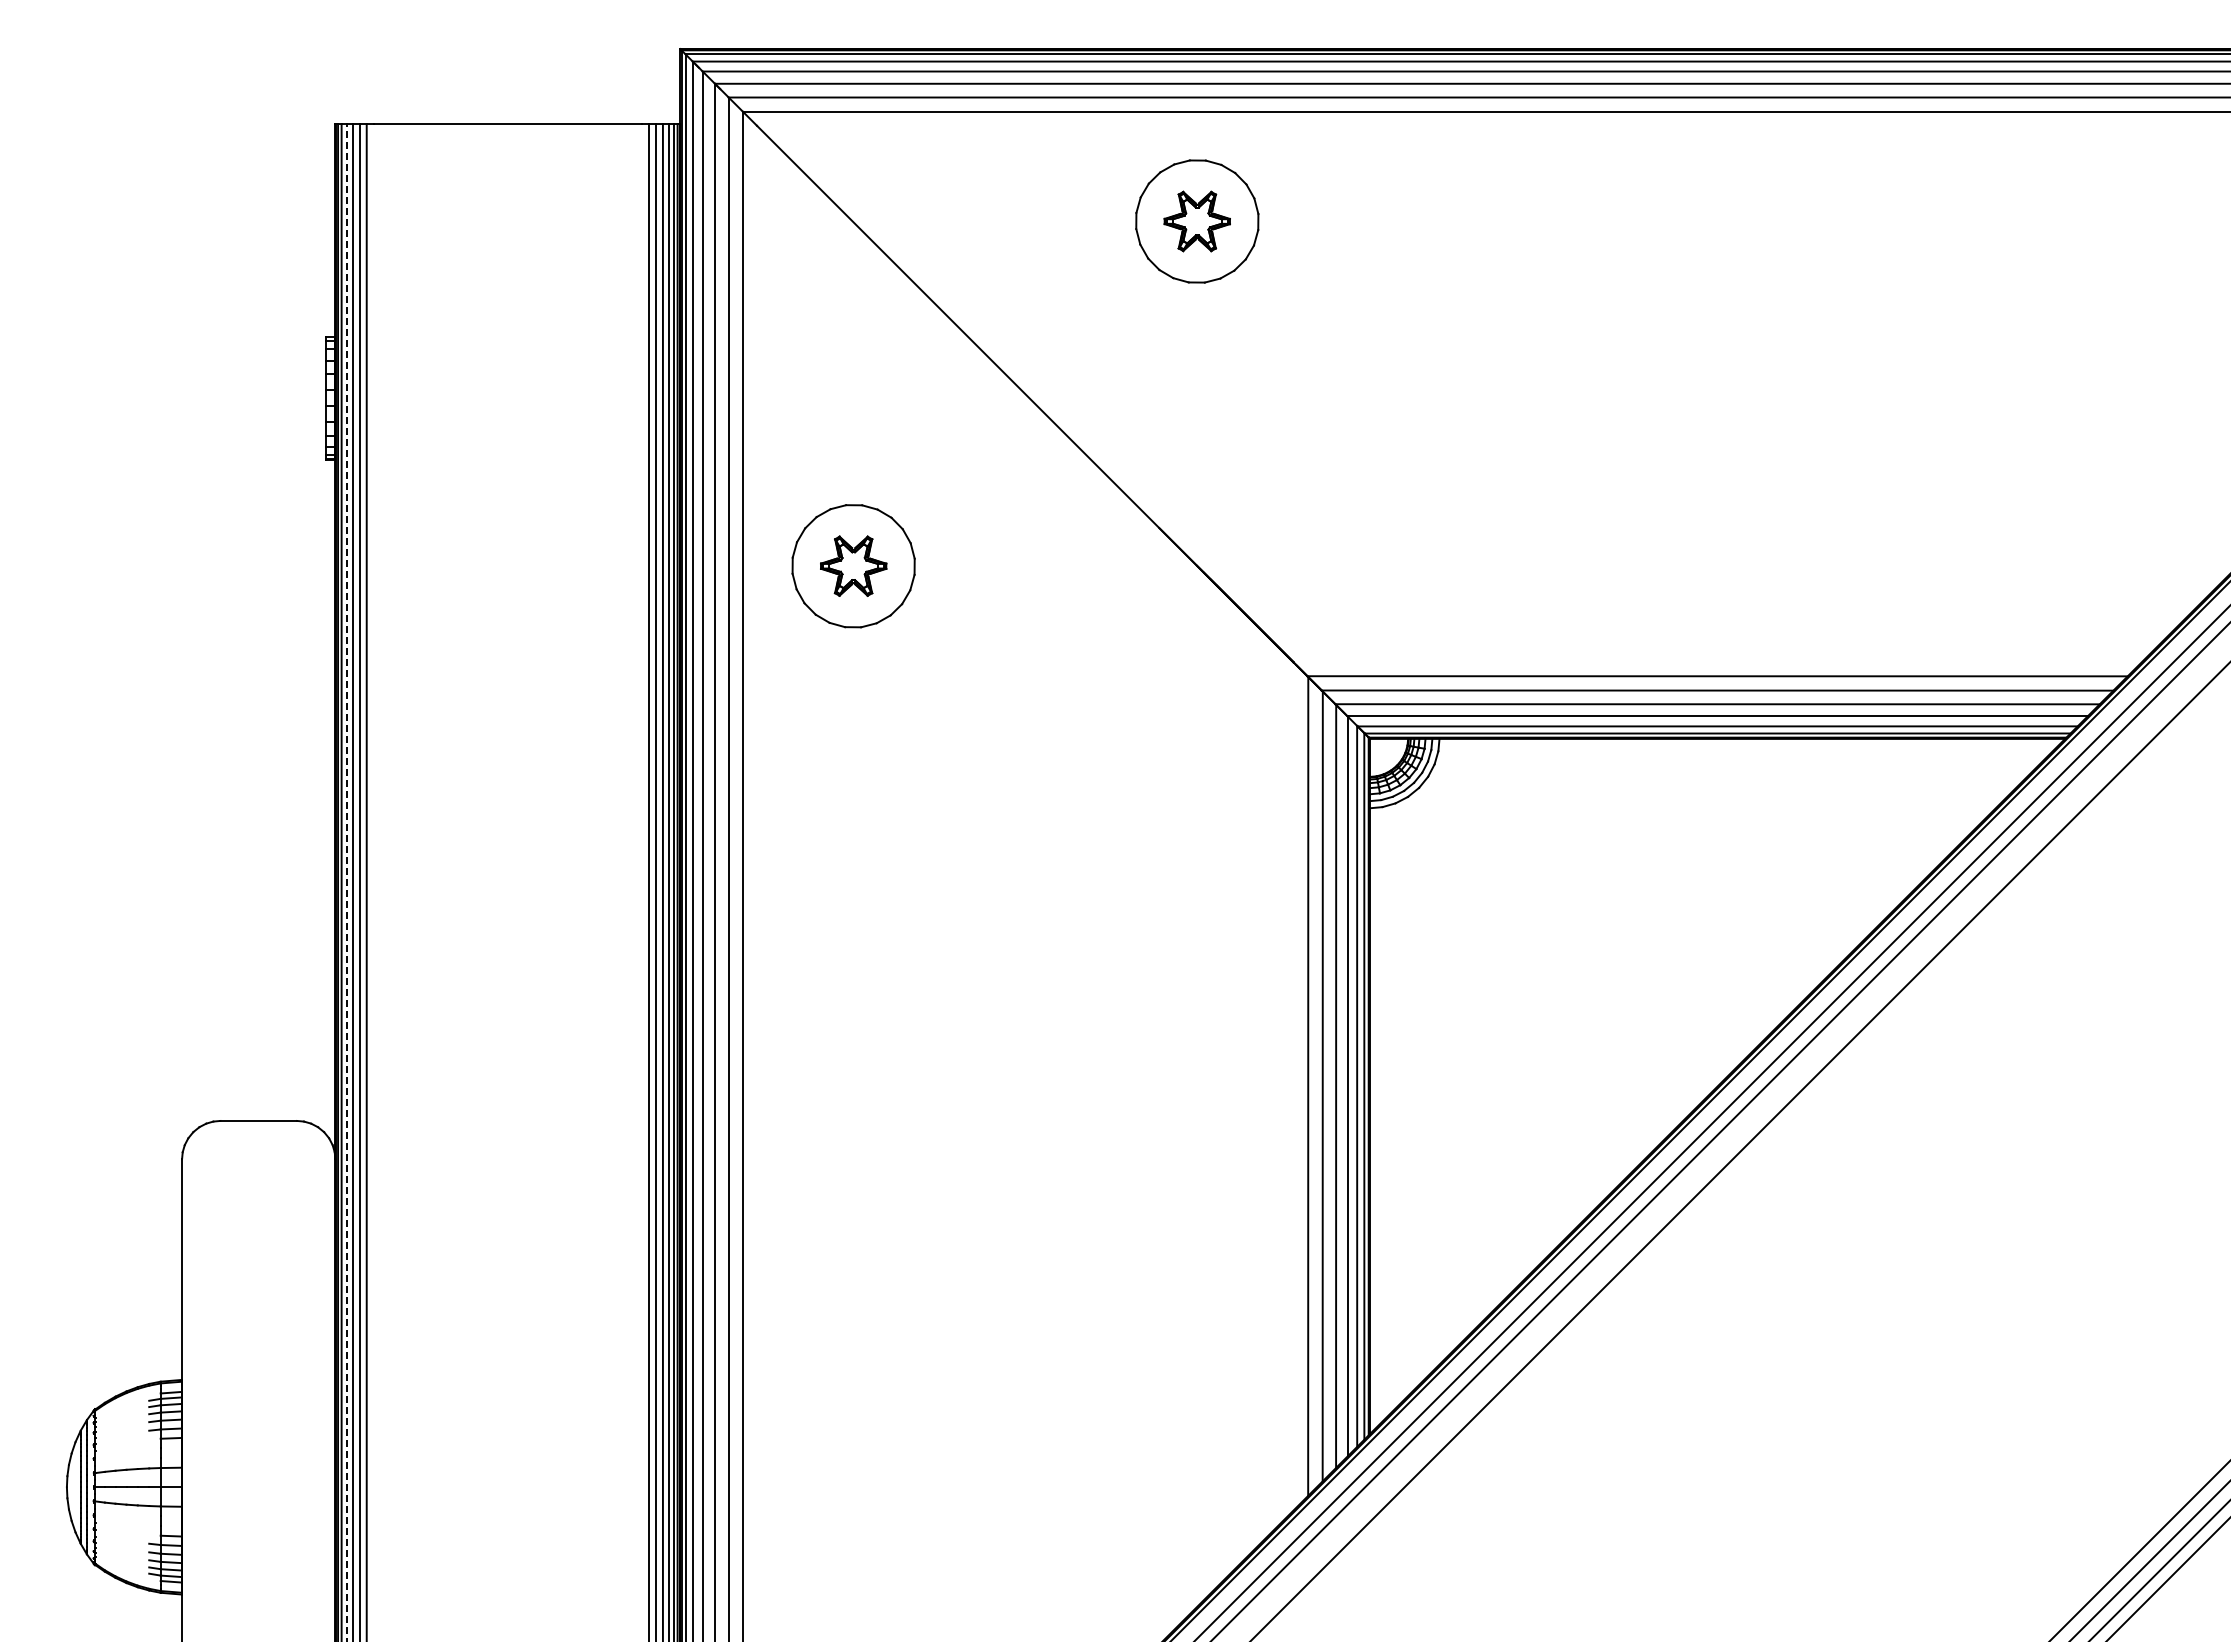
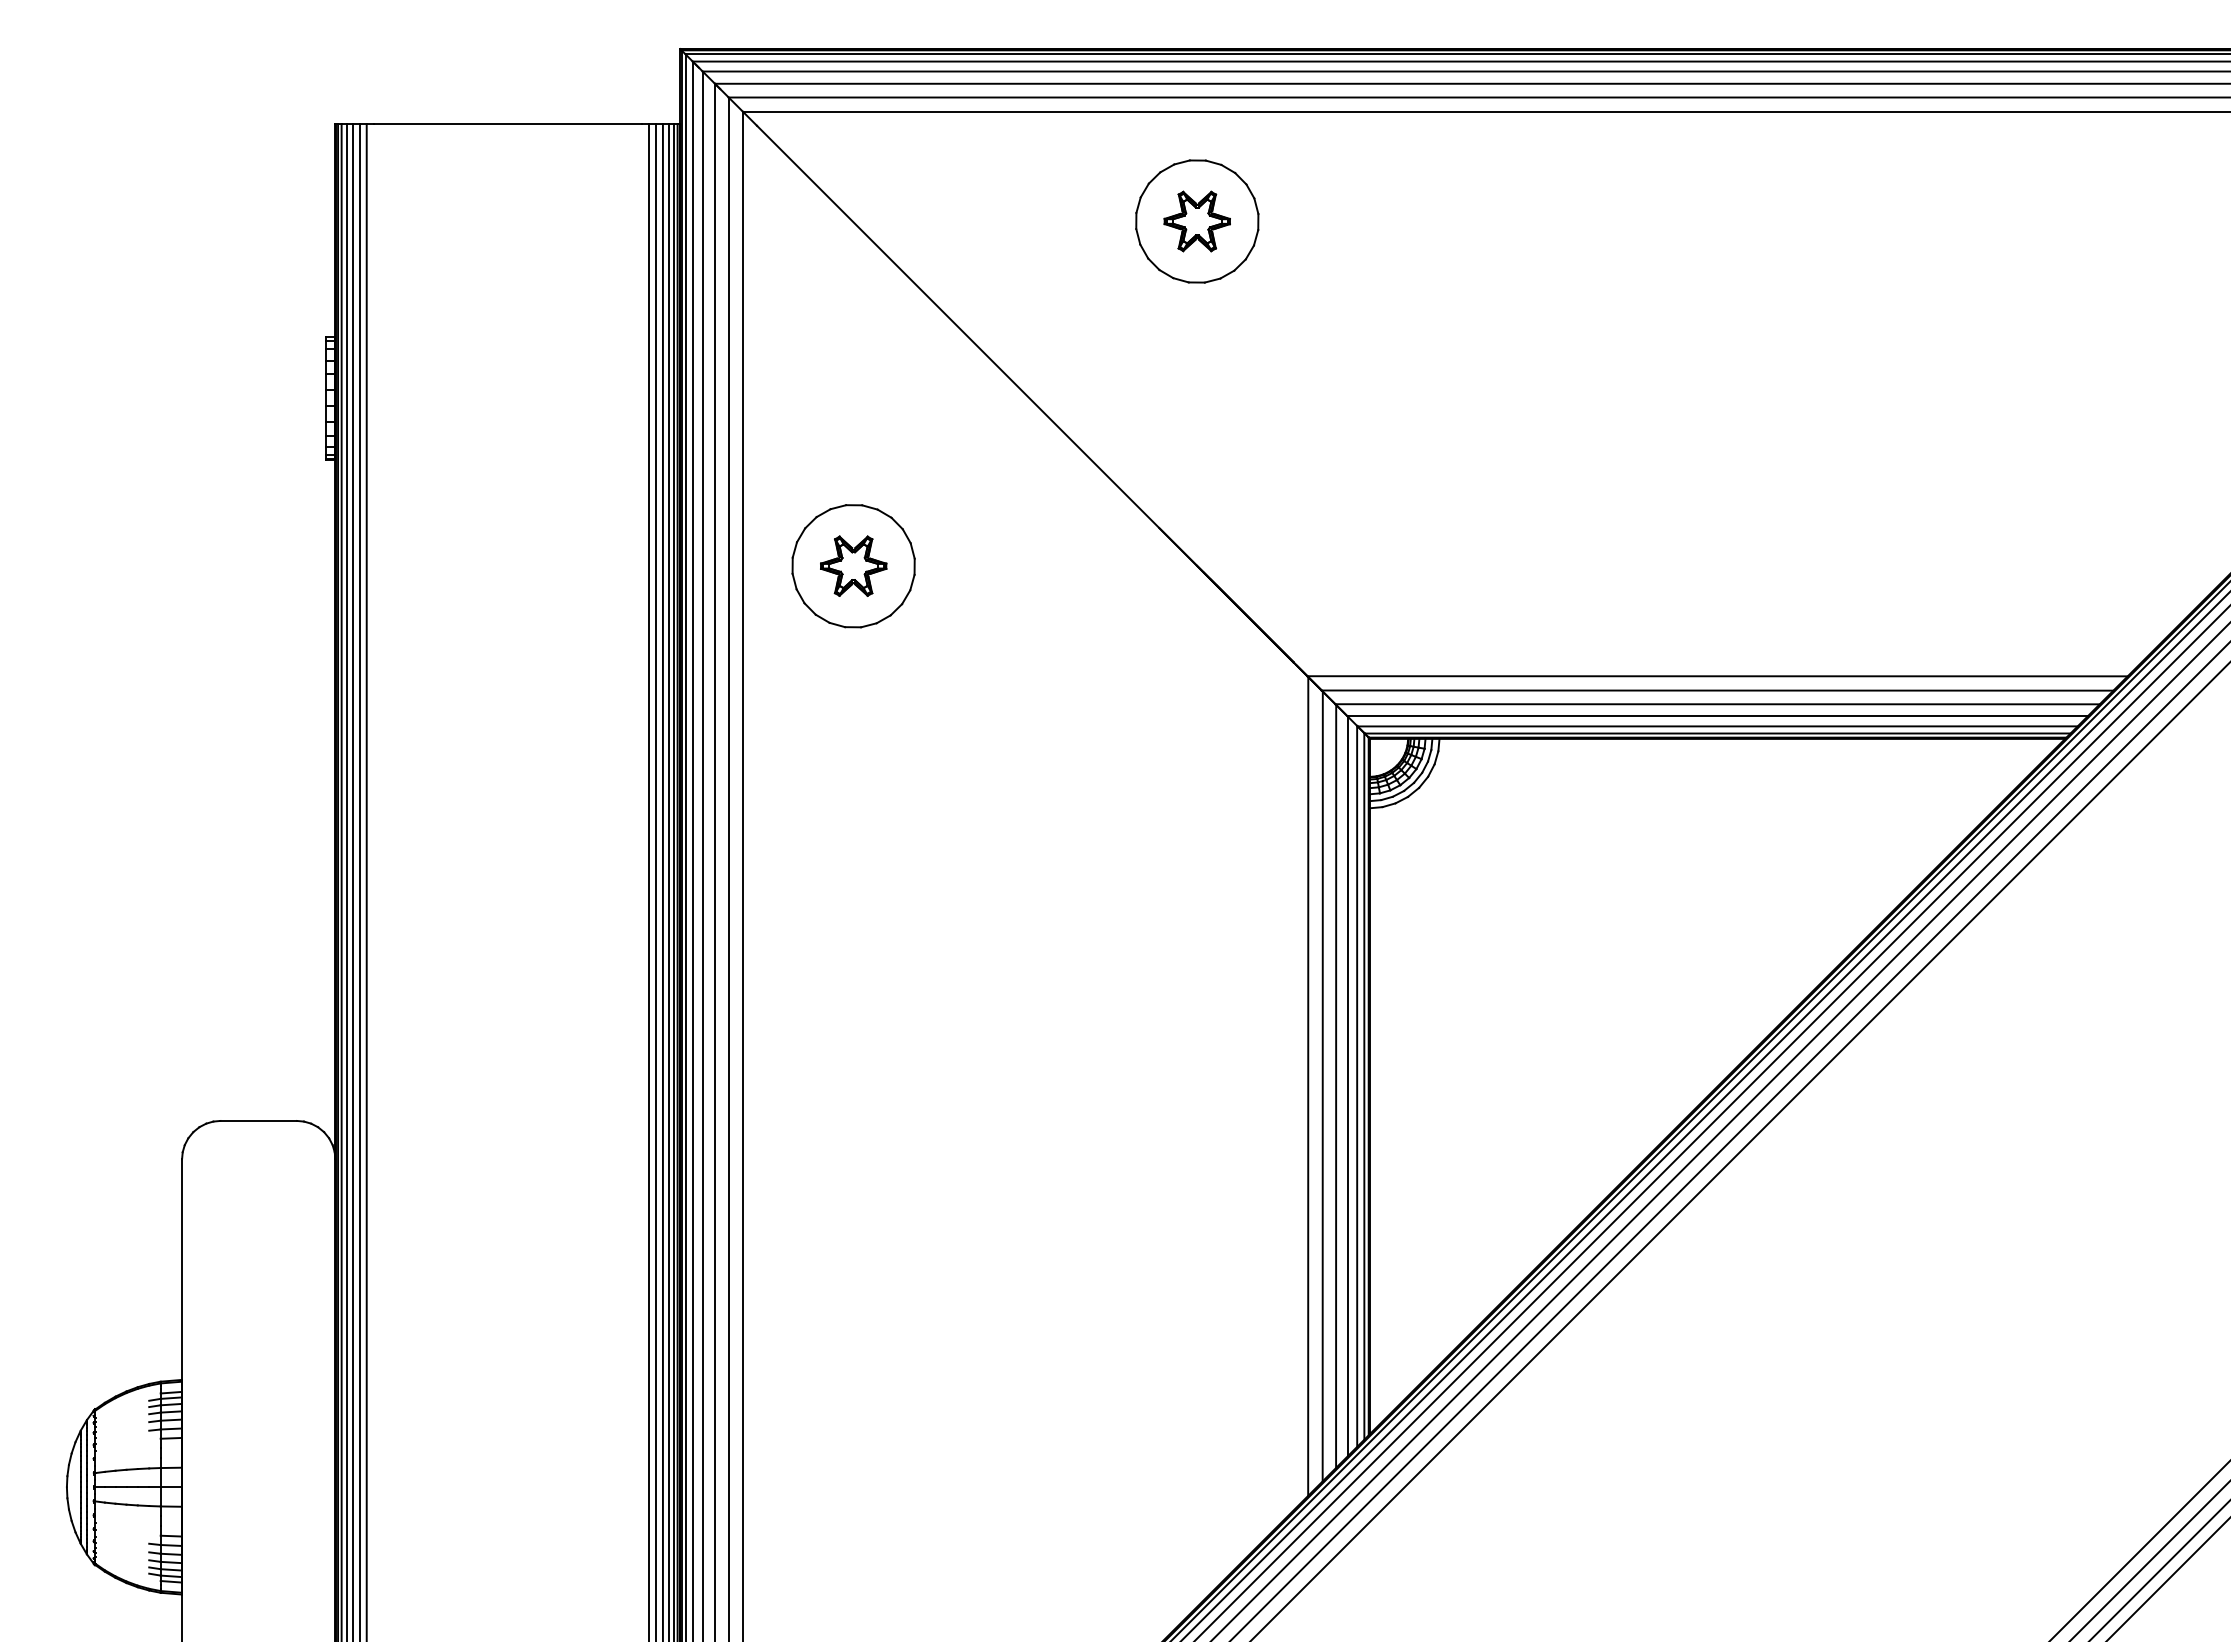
line: dashed -> solid (346, 882)
line: none -> present (1705, 1116)
line: none -> present (1729, 1141)
